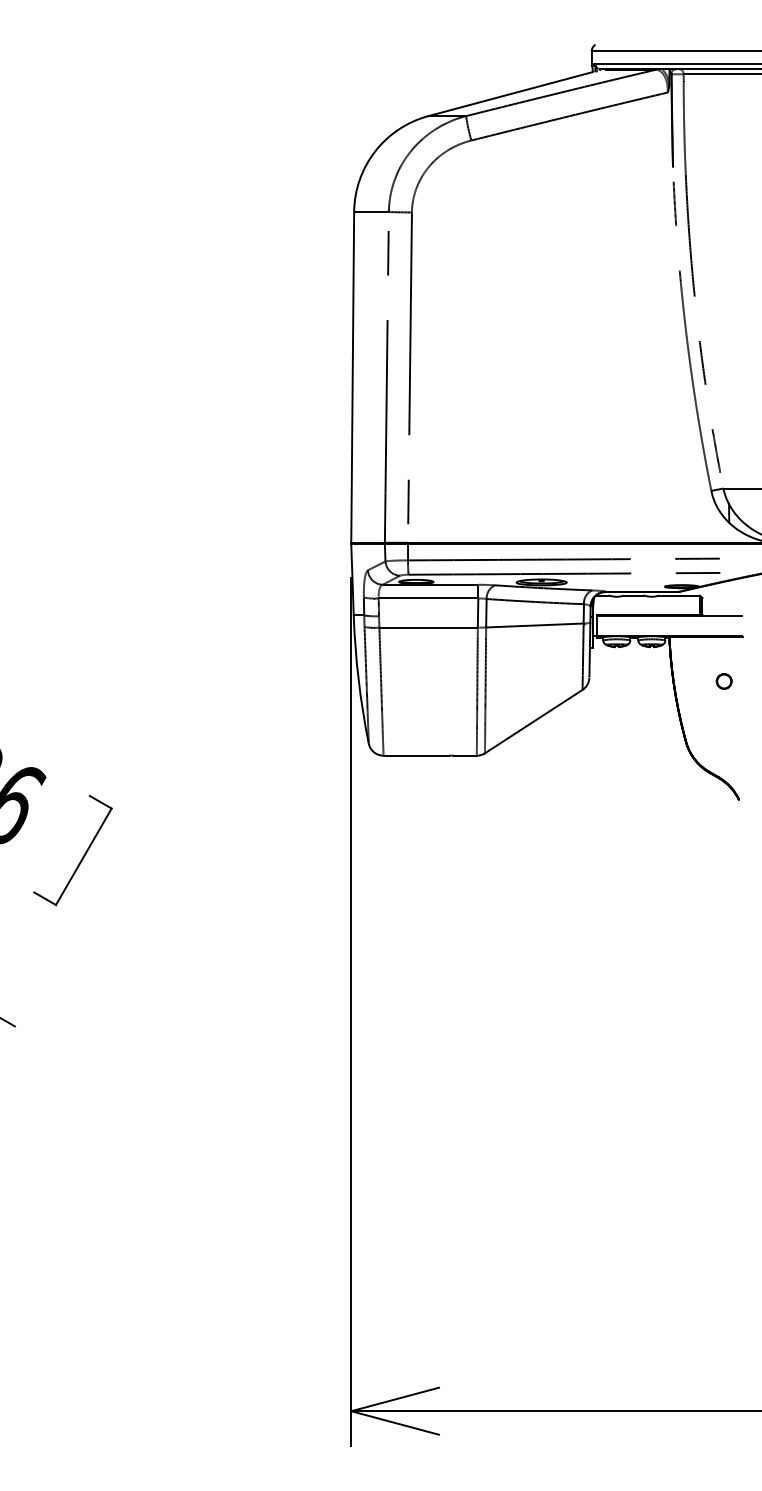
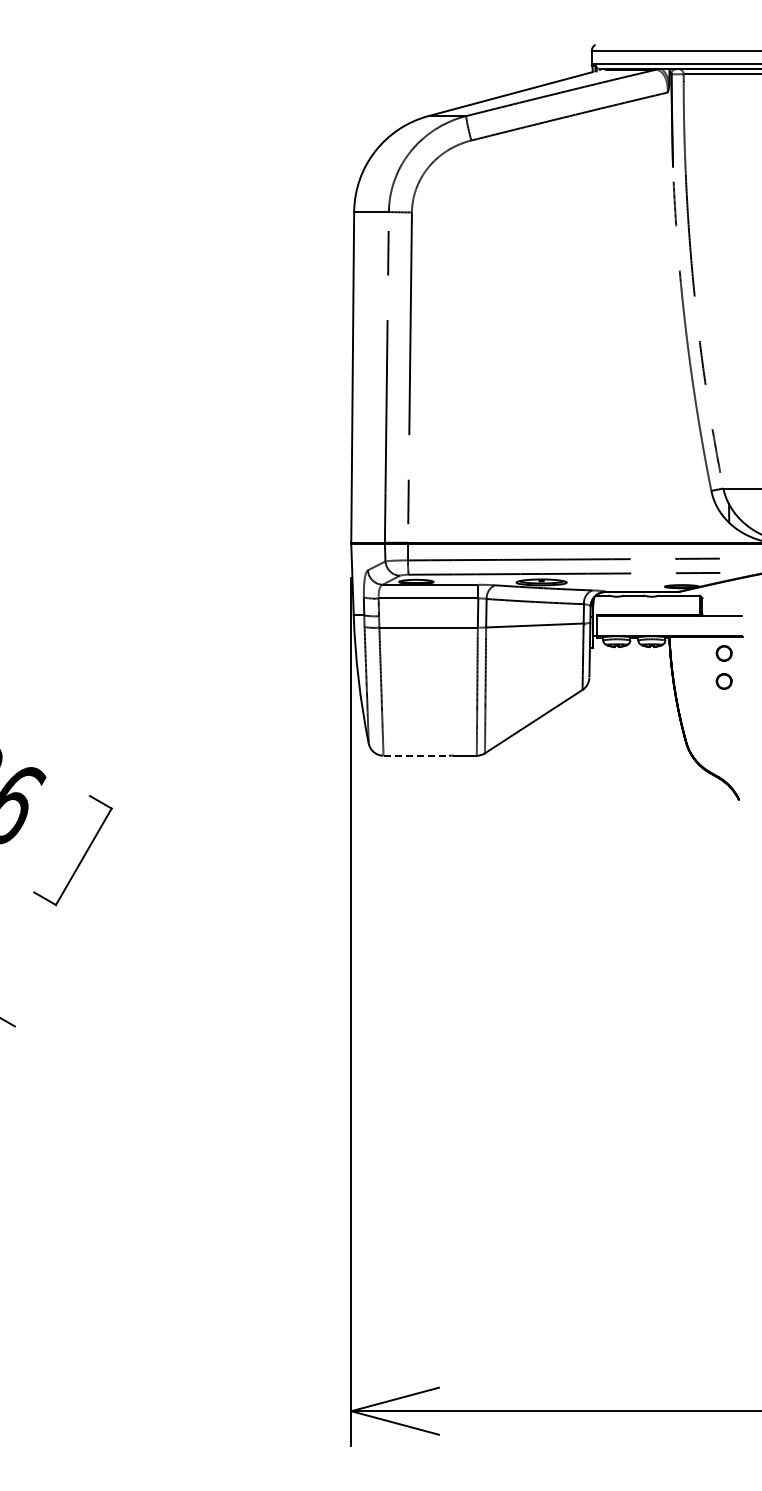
circle: none -> present (723, 653)
line: solid -> dashed (416, 755)
